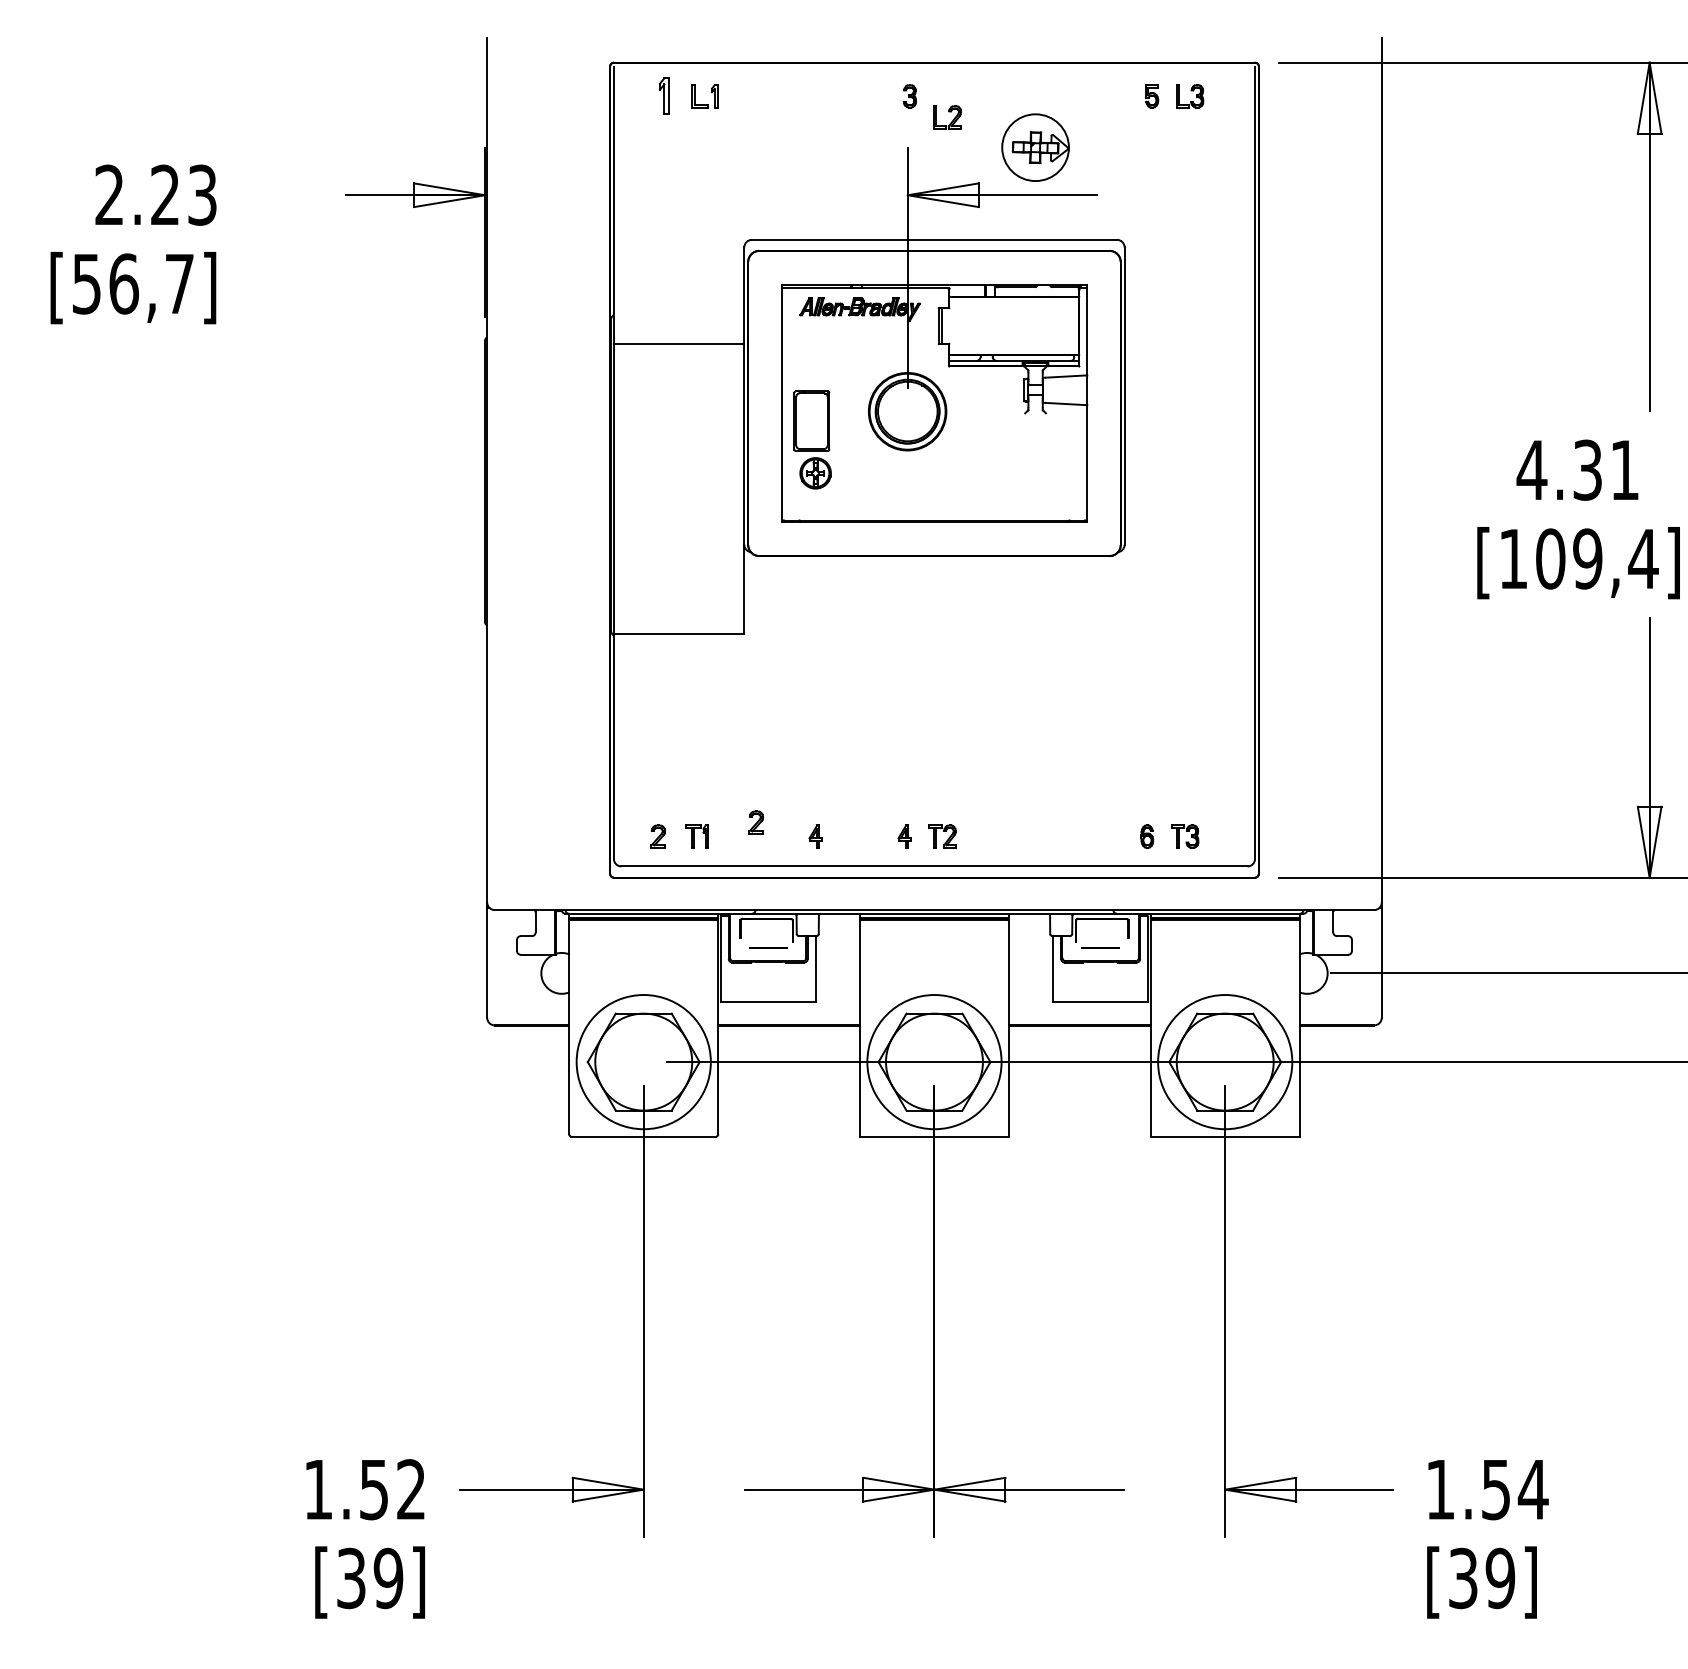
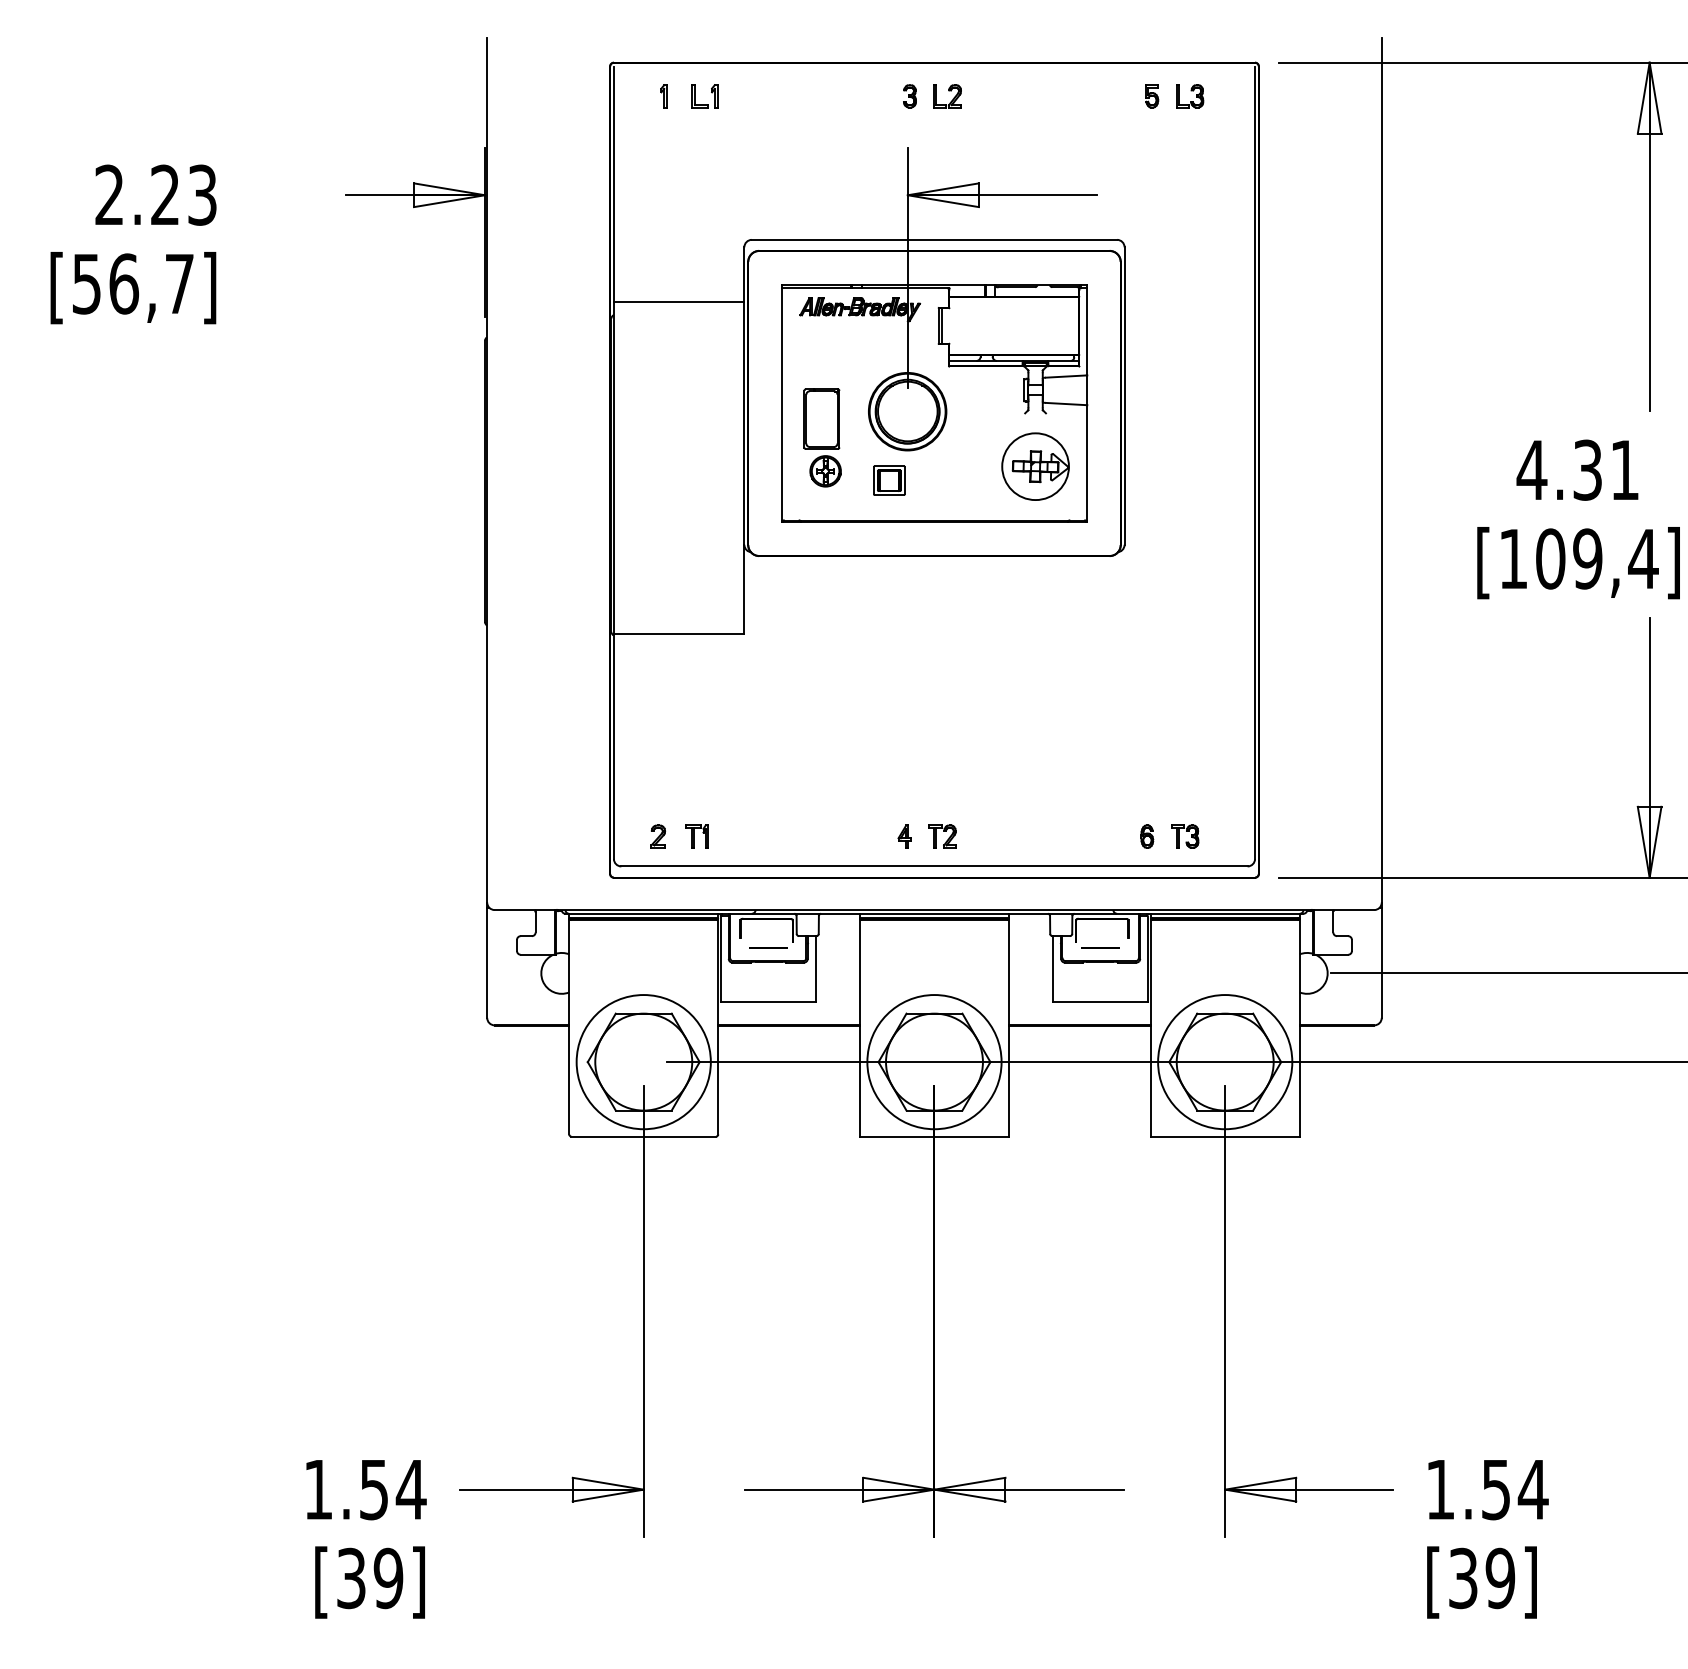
part size: 11x38 px -> 8x25 px (663, 96)
part position: (947, 117) -> (947, 96) (947, 96)
part position: (1035, 147) -> (1035, 466) (1035, 466)
line position: (678, 343) -> (678, 301) (678, 301)
part position: (812, 439) -> (822, 437) (822, 437)
part: none -> present (889, 480)
part: present -> none (755, 822)
part: present -> none (815, 836)
text: 1.52 -> 1.54 (410, 1489)
